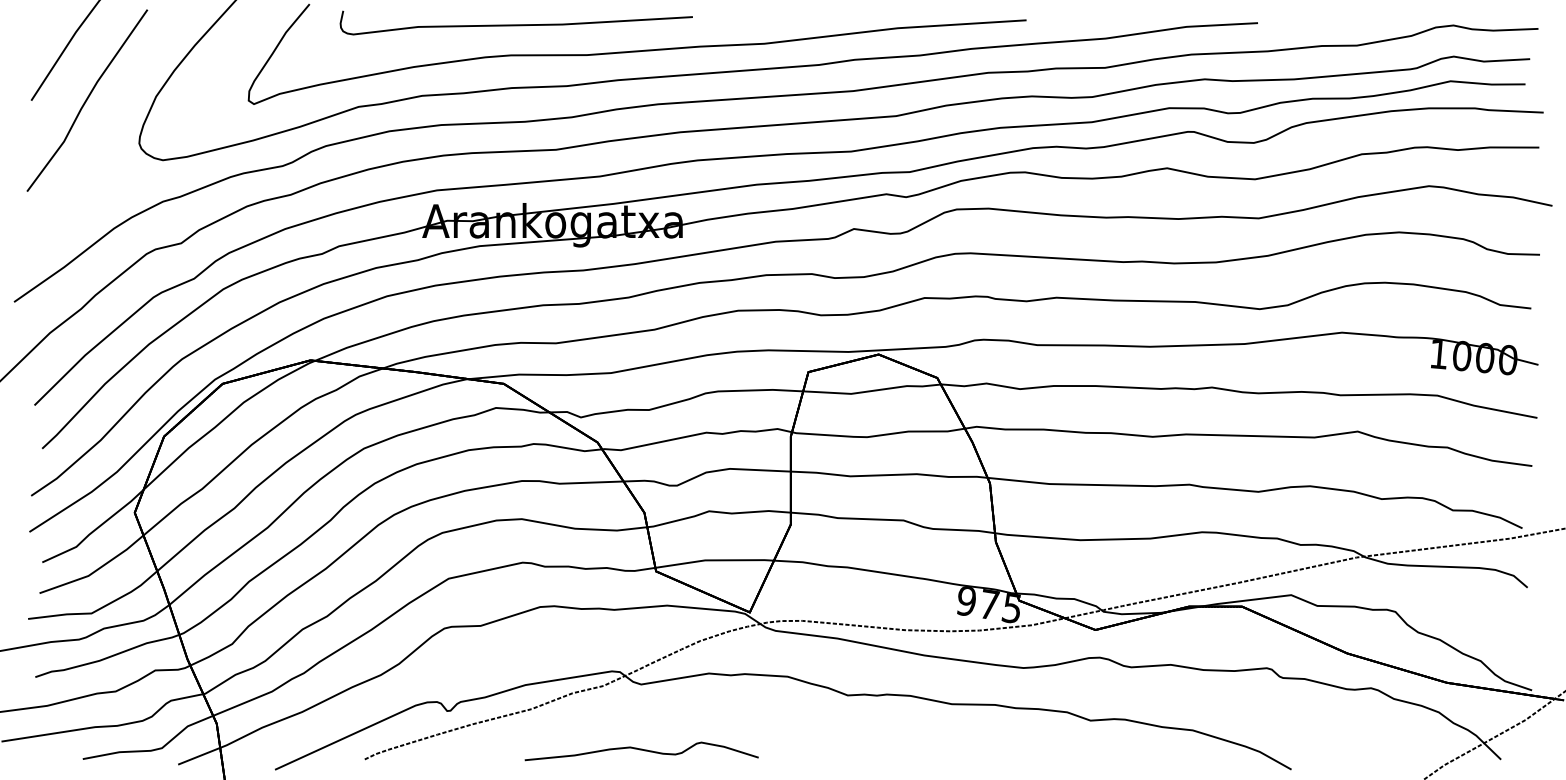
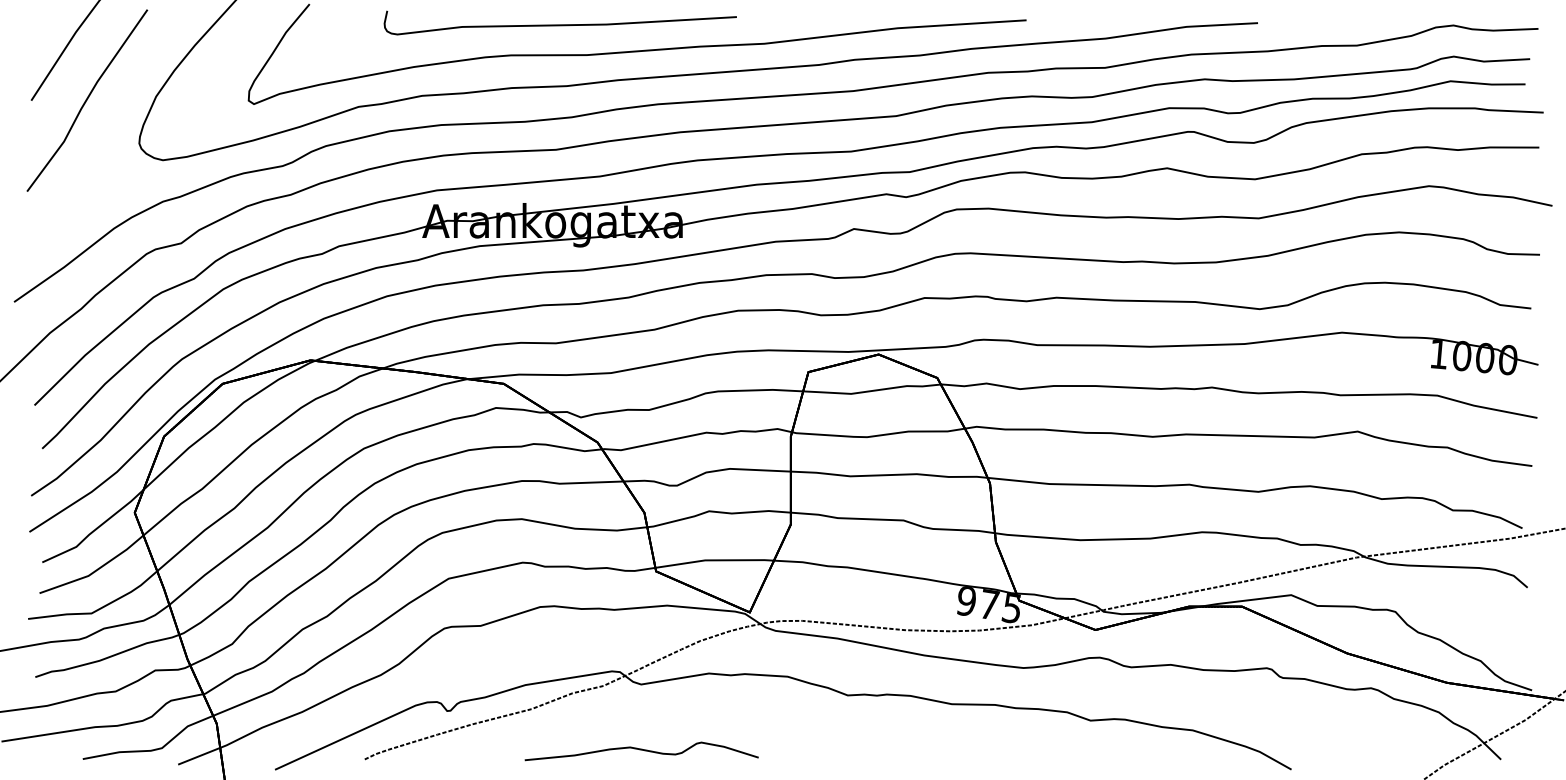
part position: (515, 22) -> (559, 22) (559, 22)
